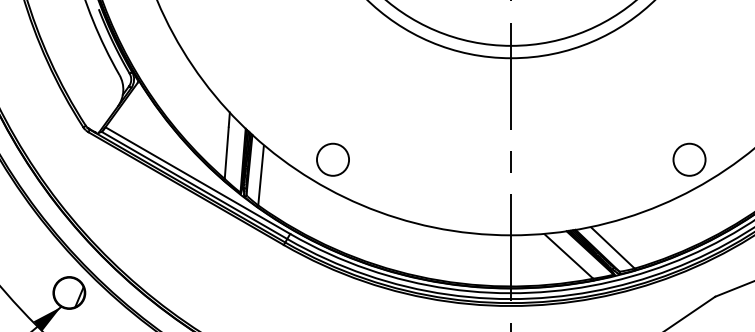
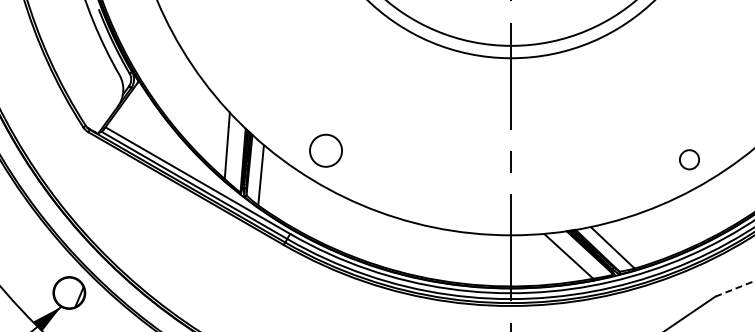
circle position: (332, 159) -> (325, 150) (325, 150)
circle diameter: 32 px -> 19 px (689, 159)
line: solid -> dashed (735, 288)
